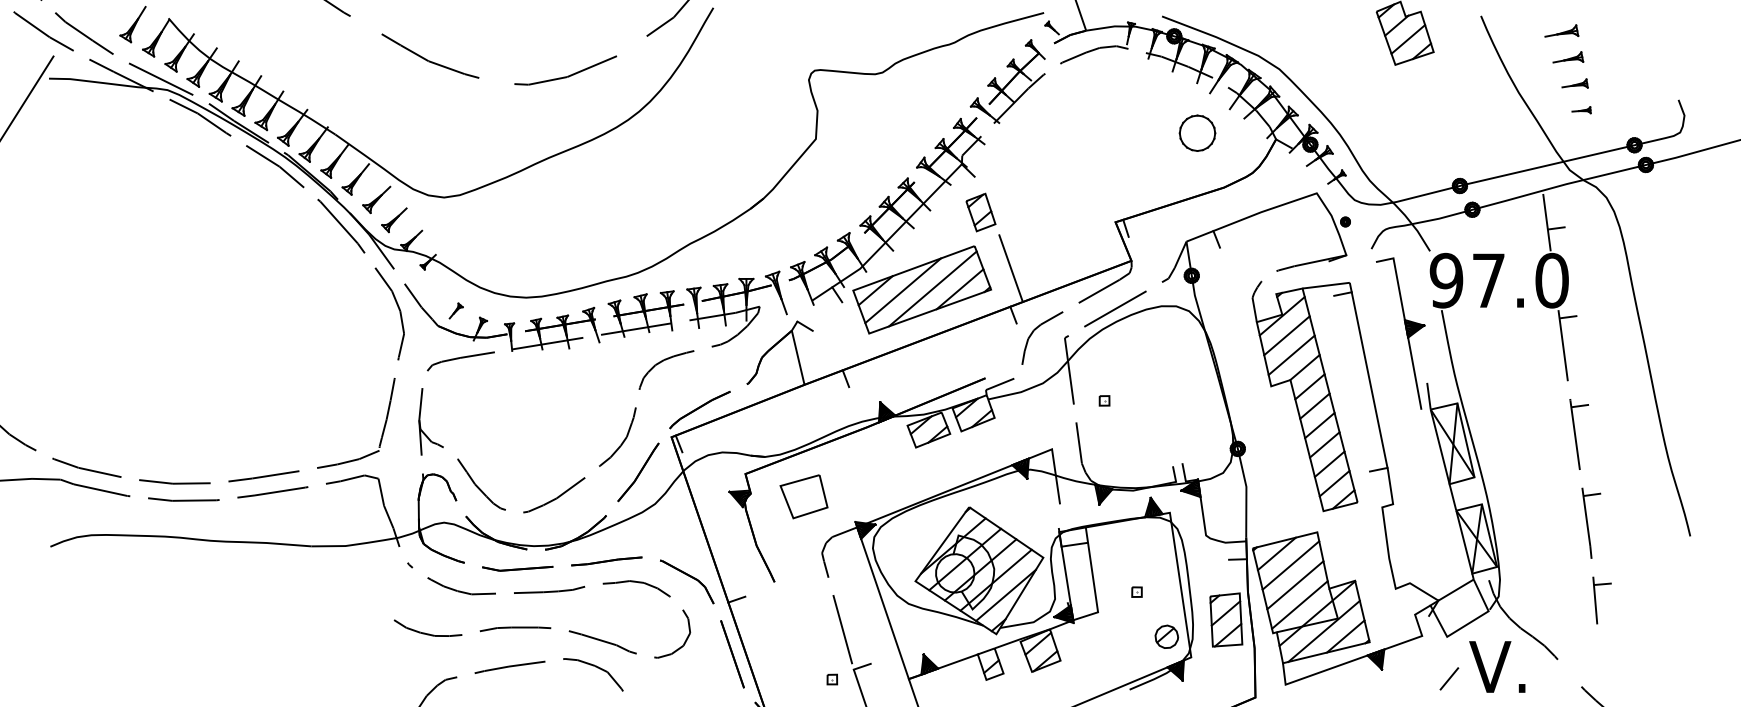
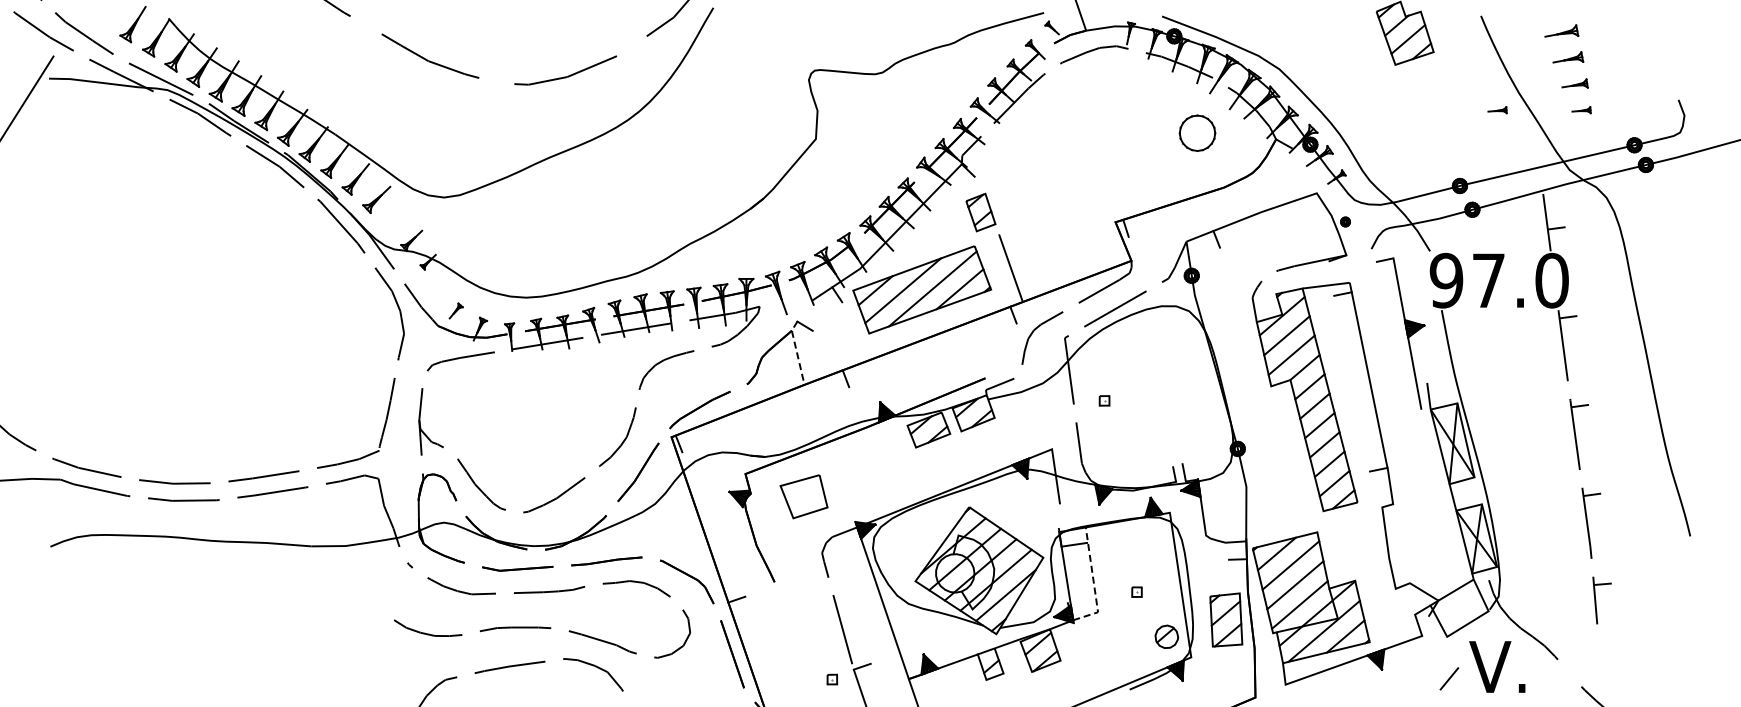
part: none -> present (1497, 110)
part: present -> none (394, 220)
line: solid -> dashed (796, 351)
line: solid -> dashed (1093, 582)
